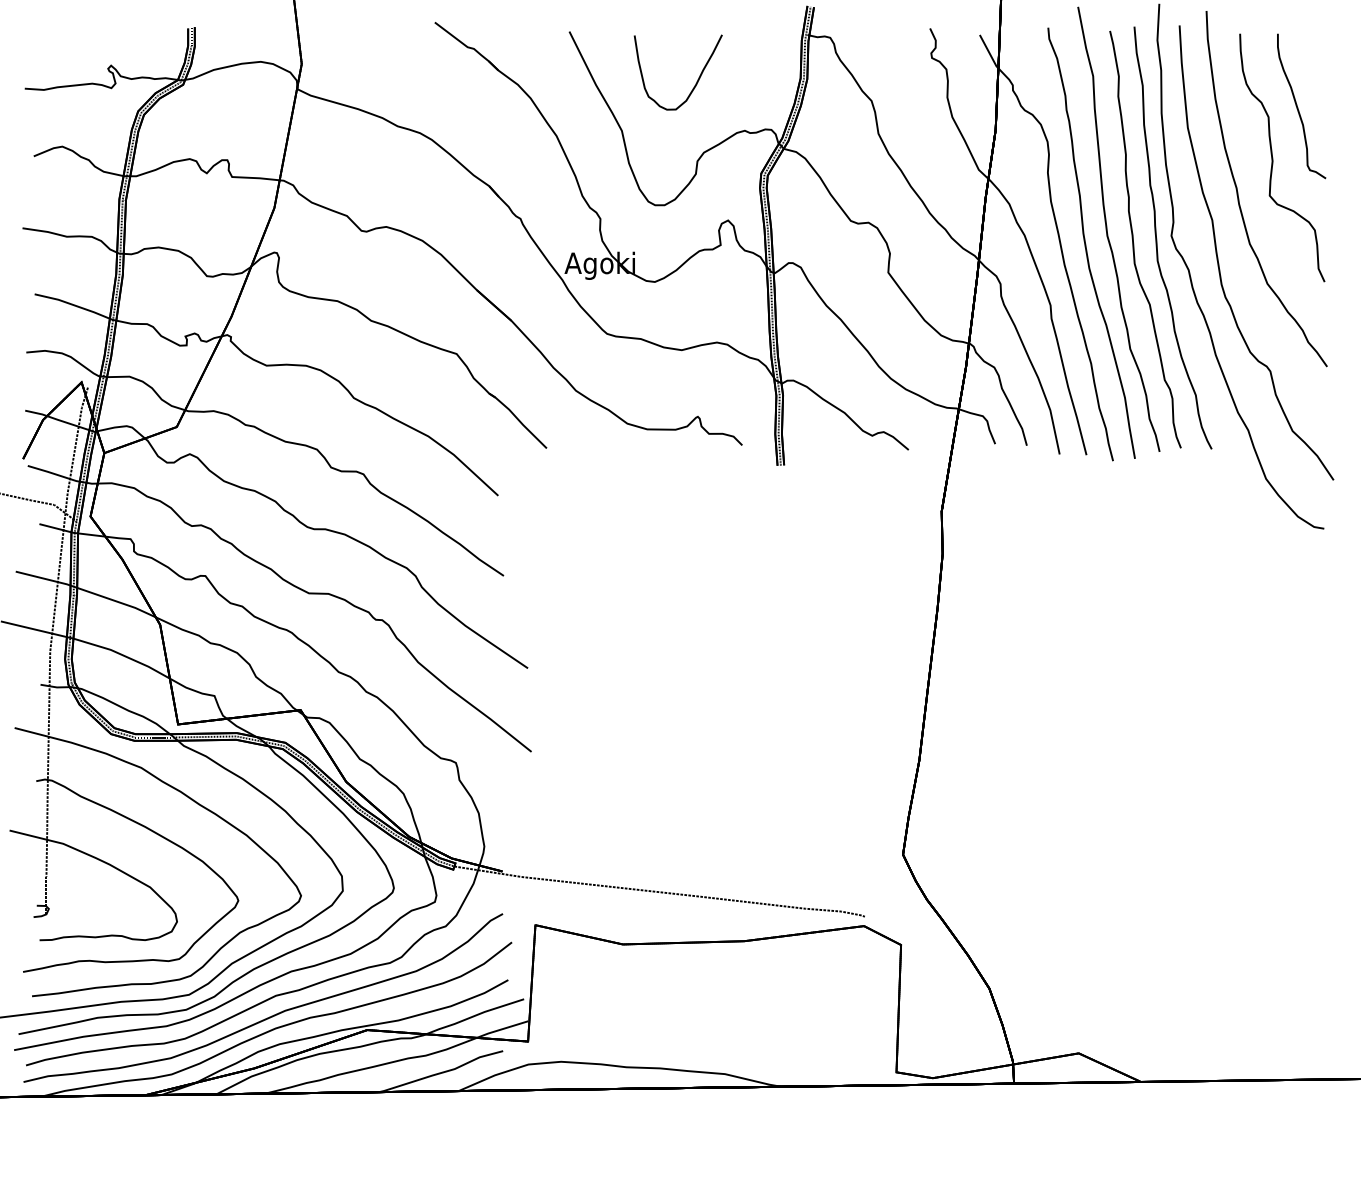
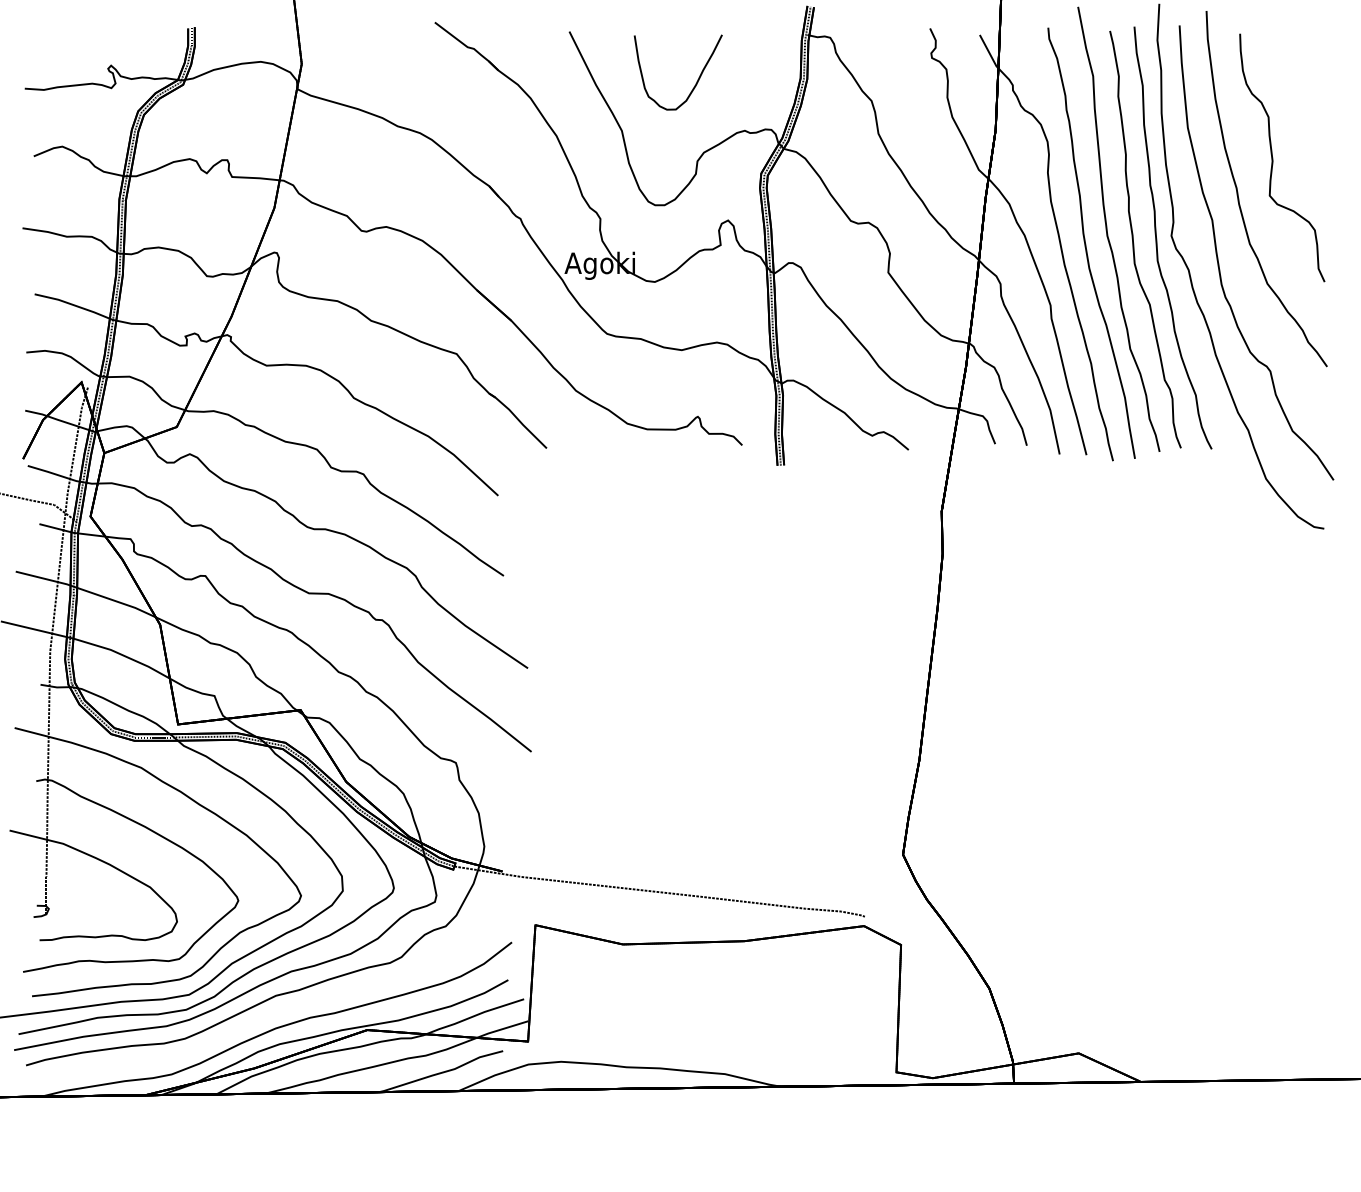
part: present -> none (1301, 106)
curve: present -> none (271, 1015)
